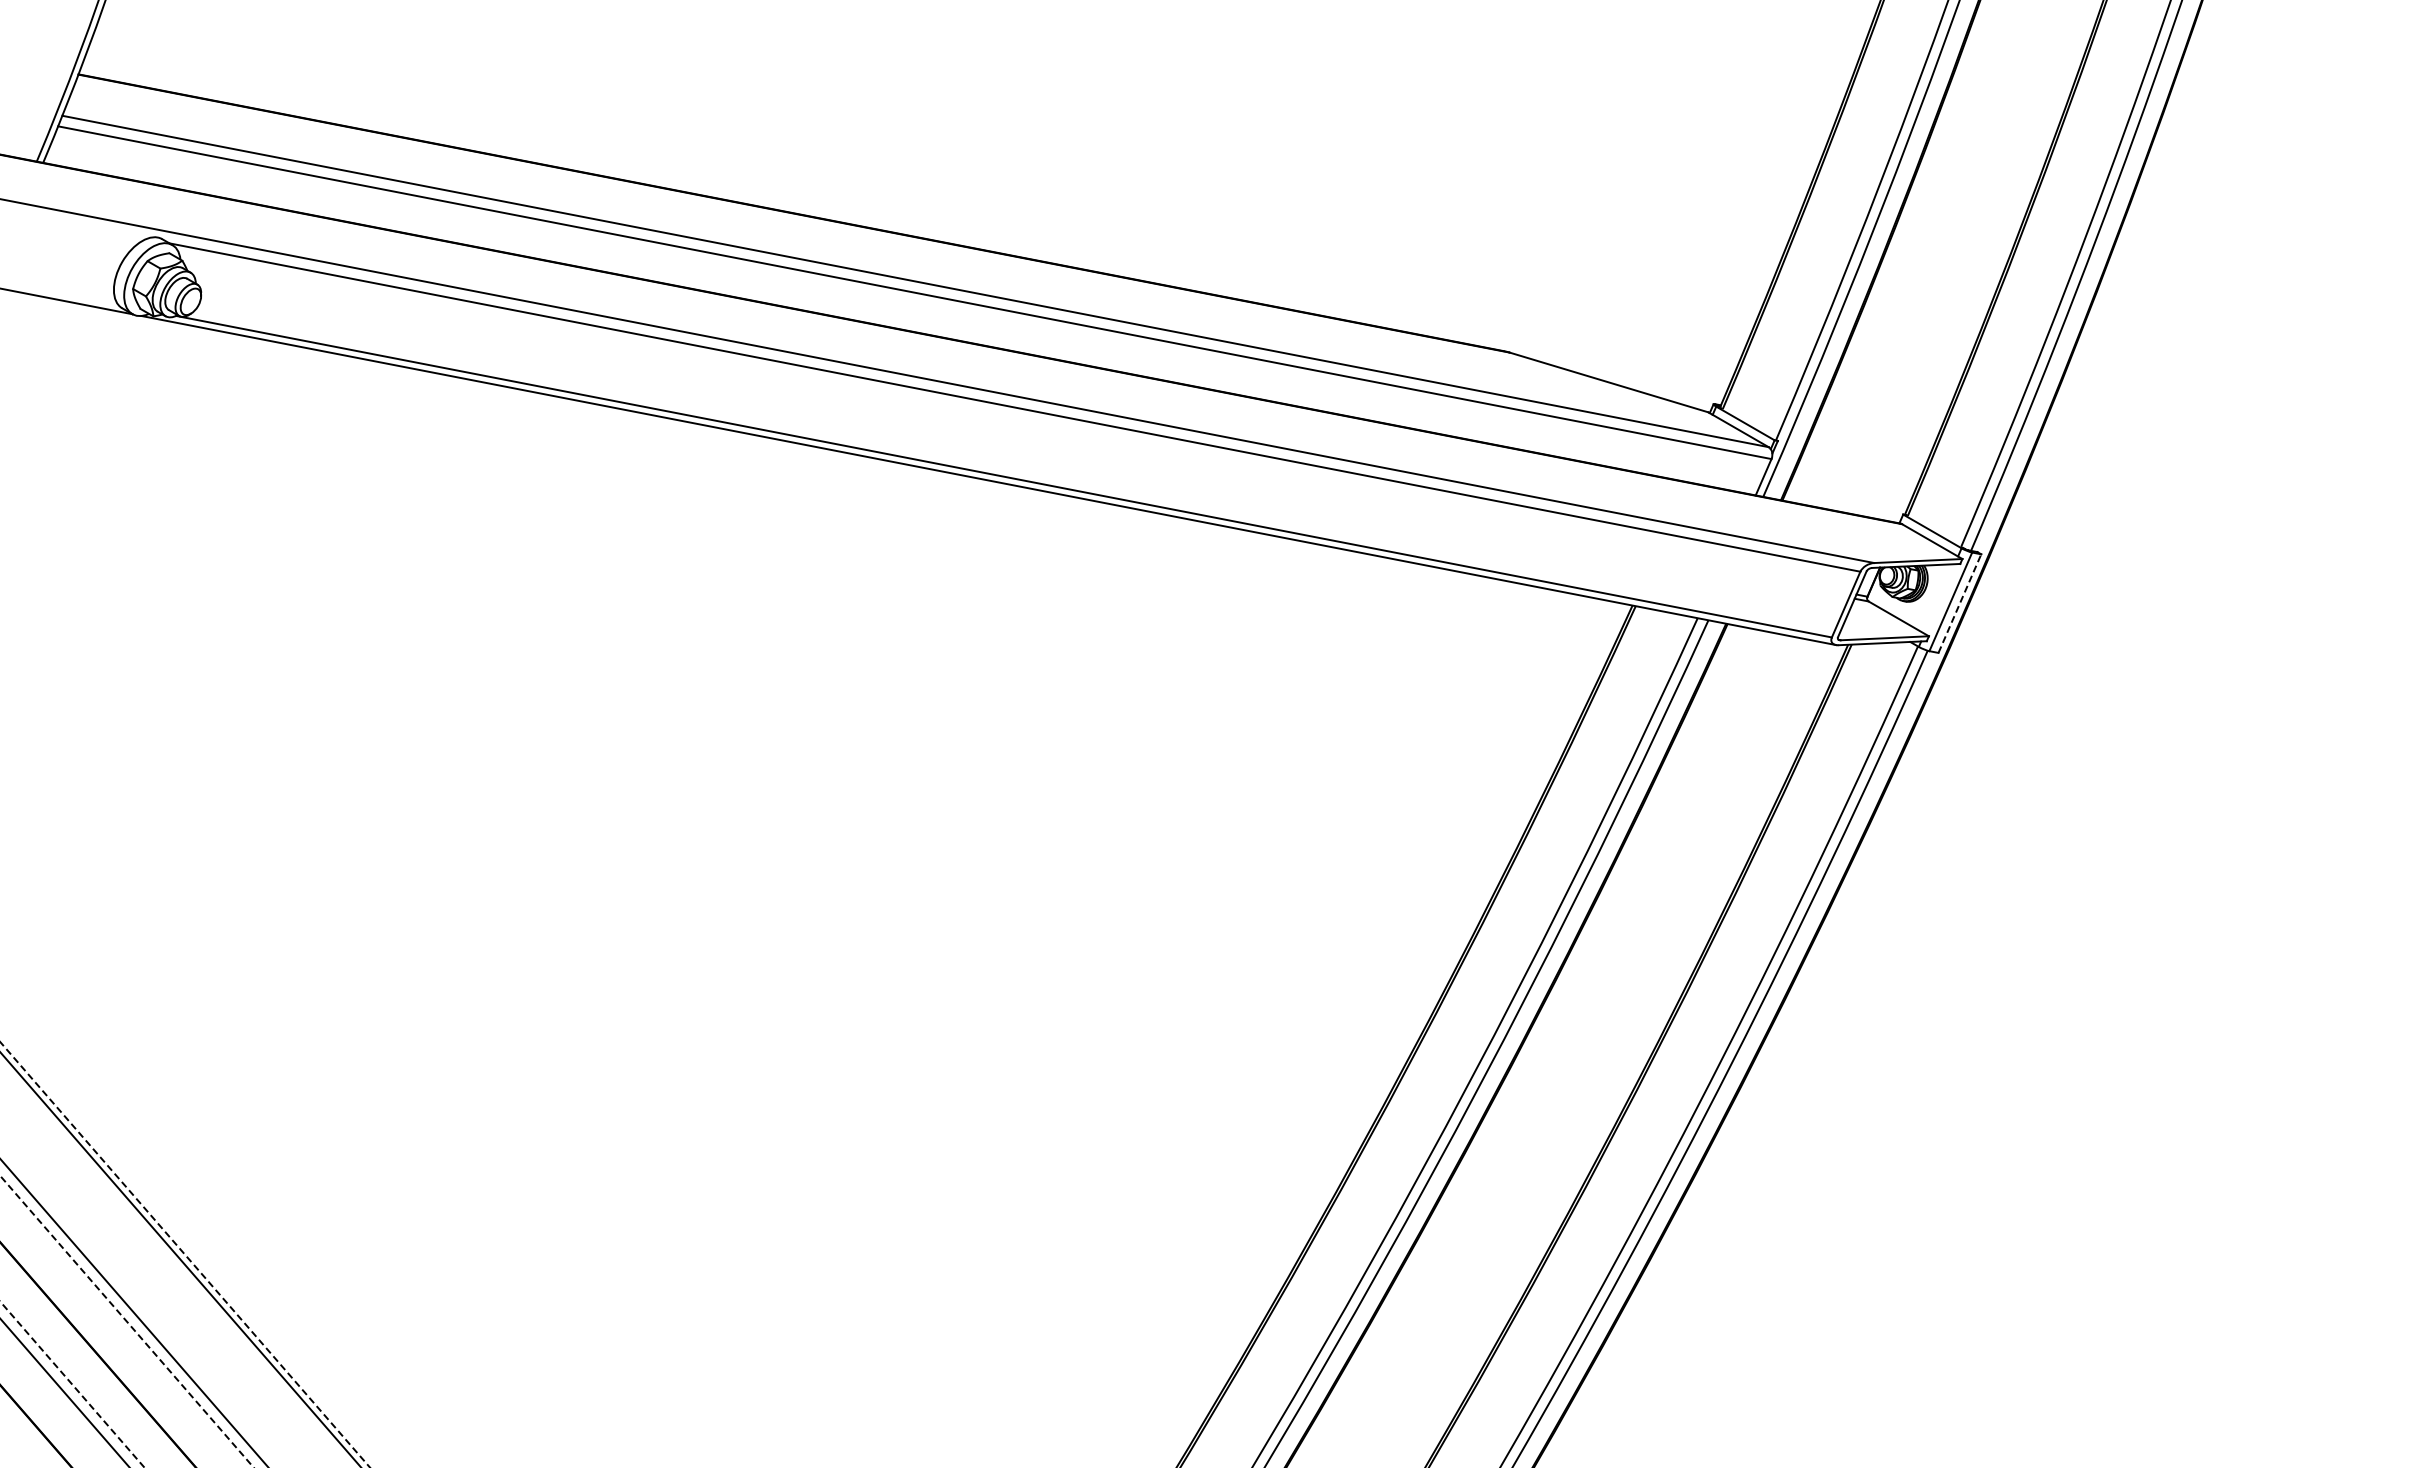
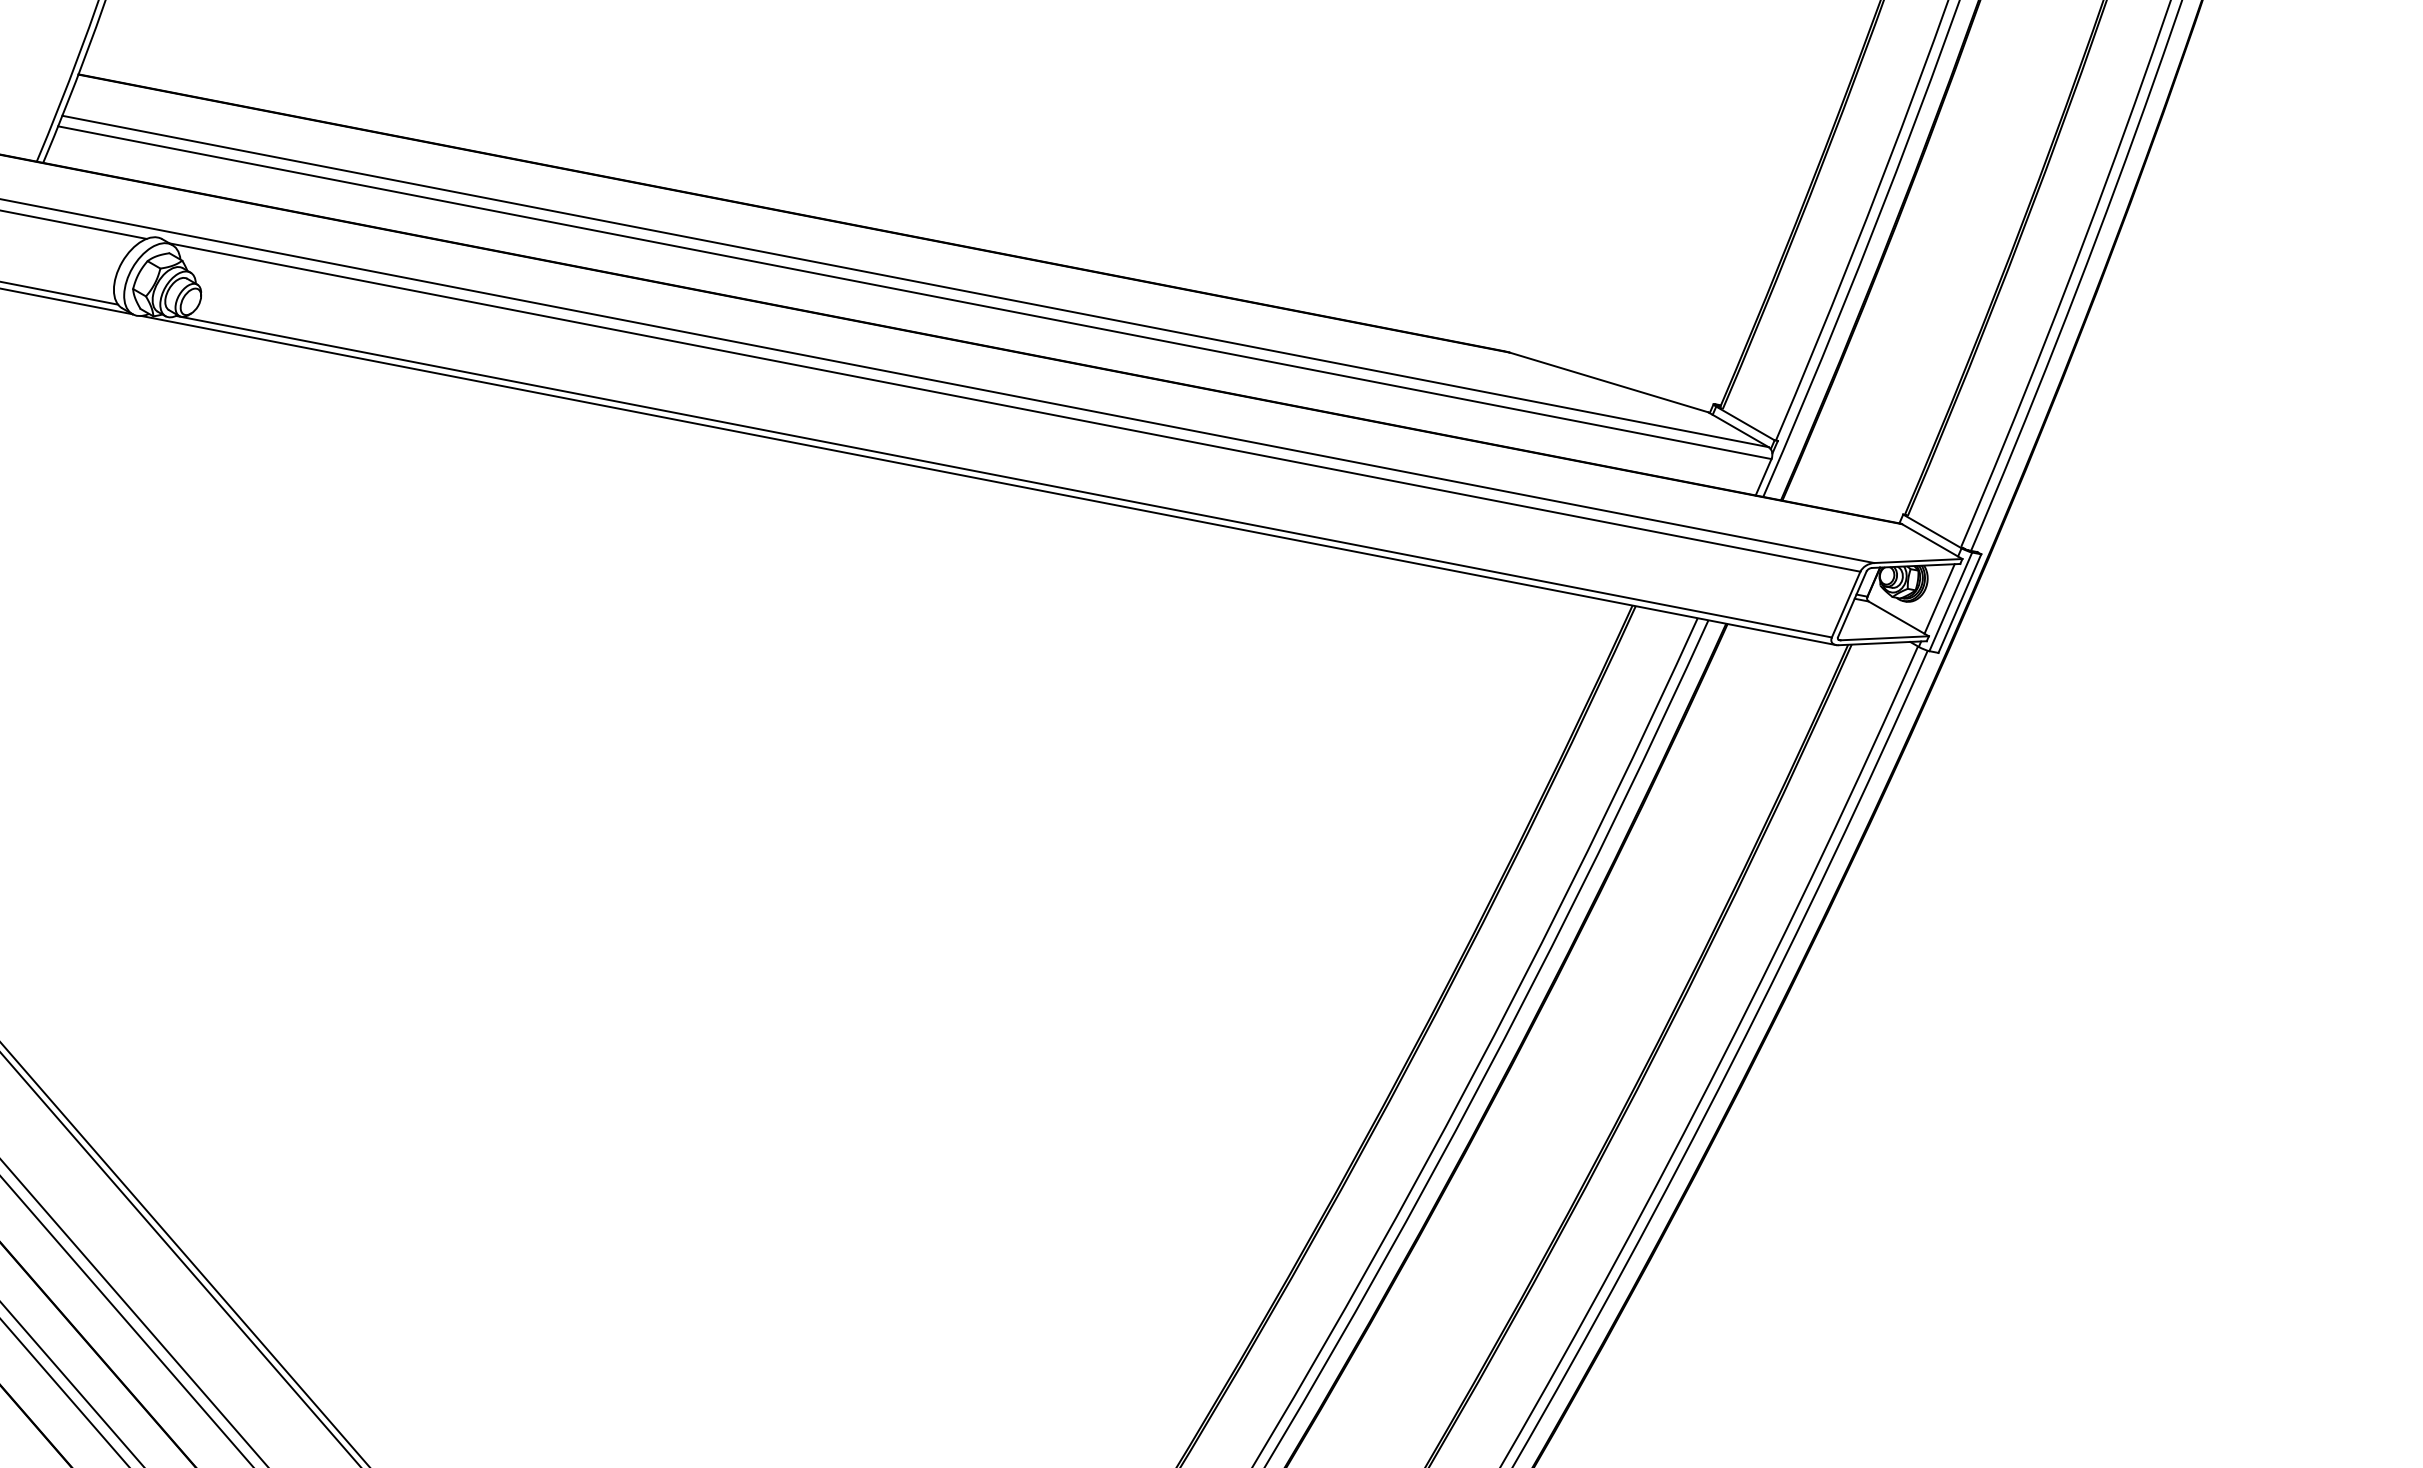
line: none -> present (74, 224)
line: none -> present (60, 293)
line: none -> present (1939, 598)
line: dashed -> solid (1959, 603)
line: dashed -> solid (185, 1255)
line: dashed -> solid (127, 1322)
line: dashed -> solid (72, 1384)
